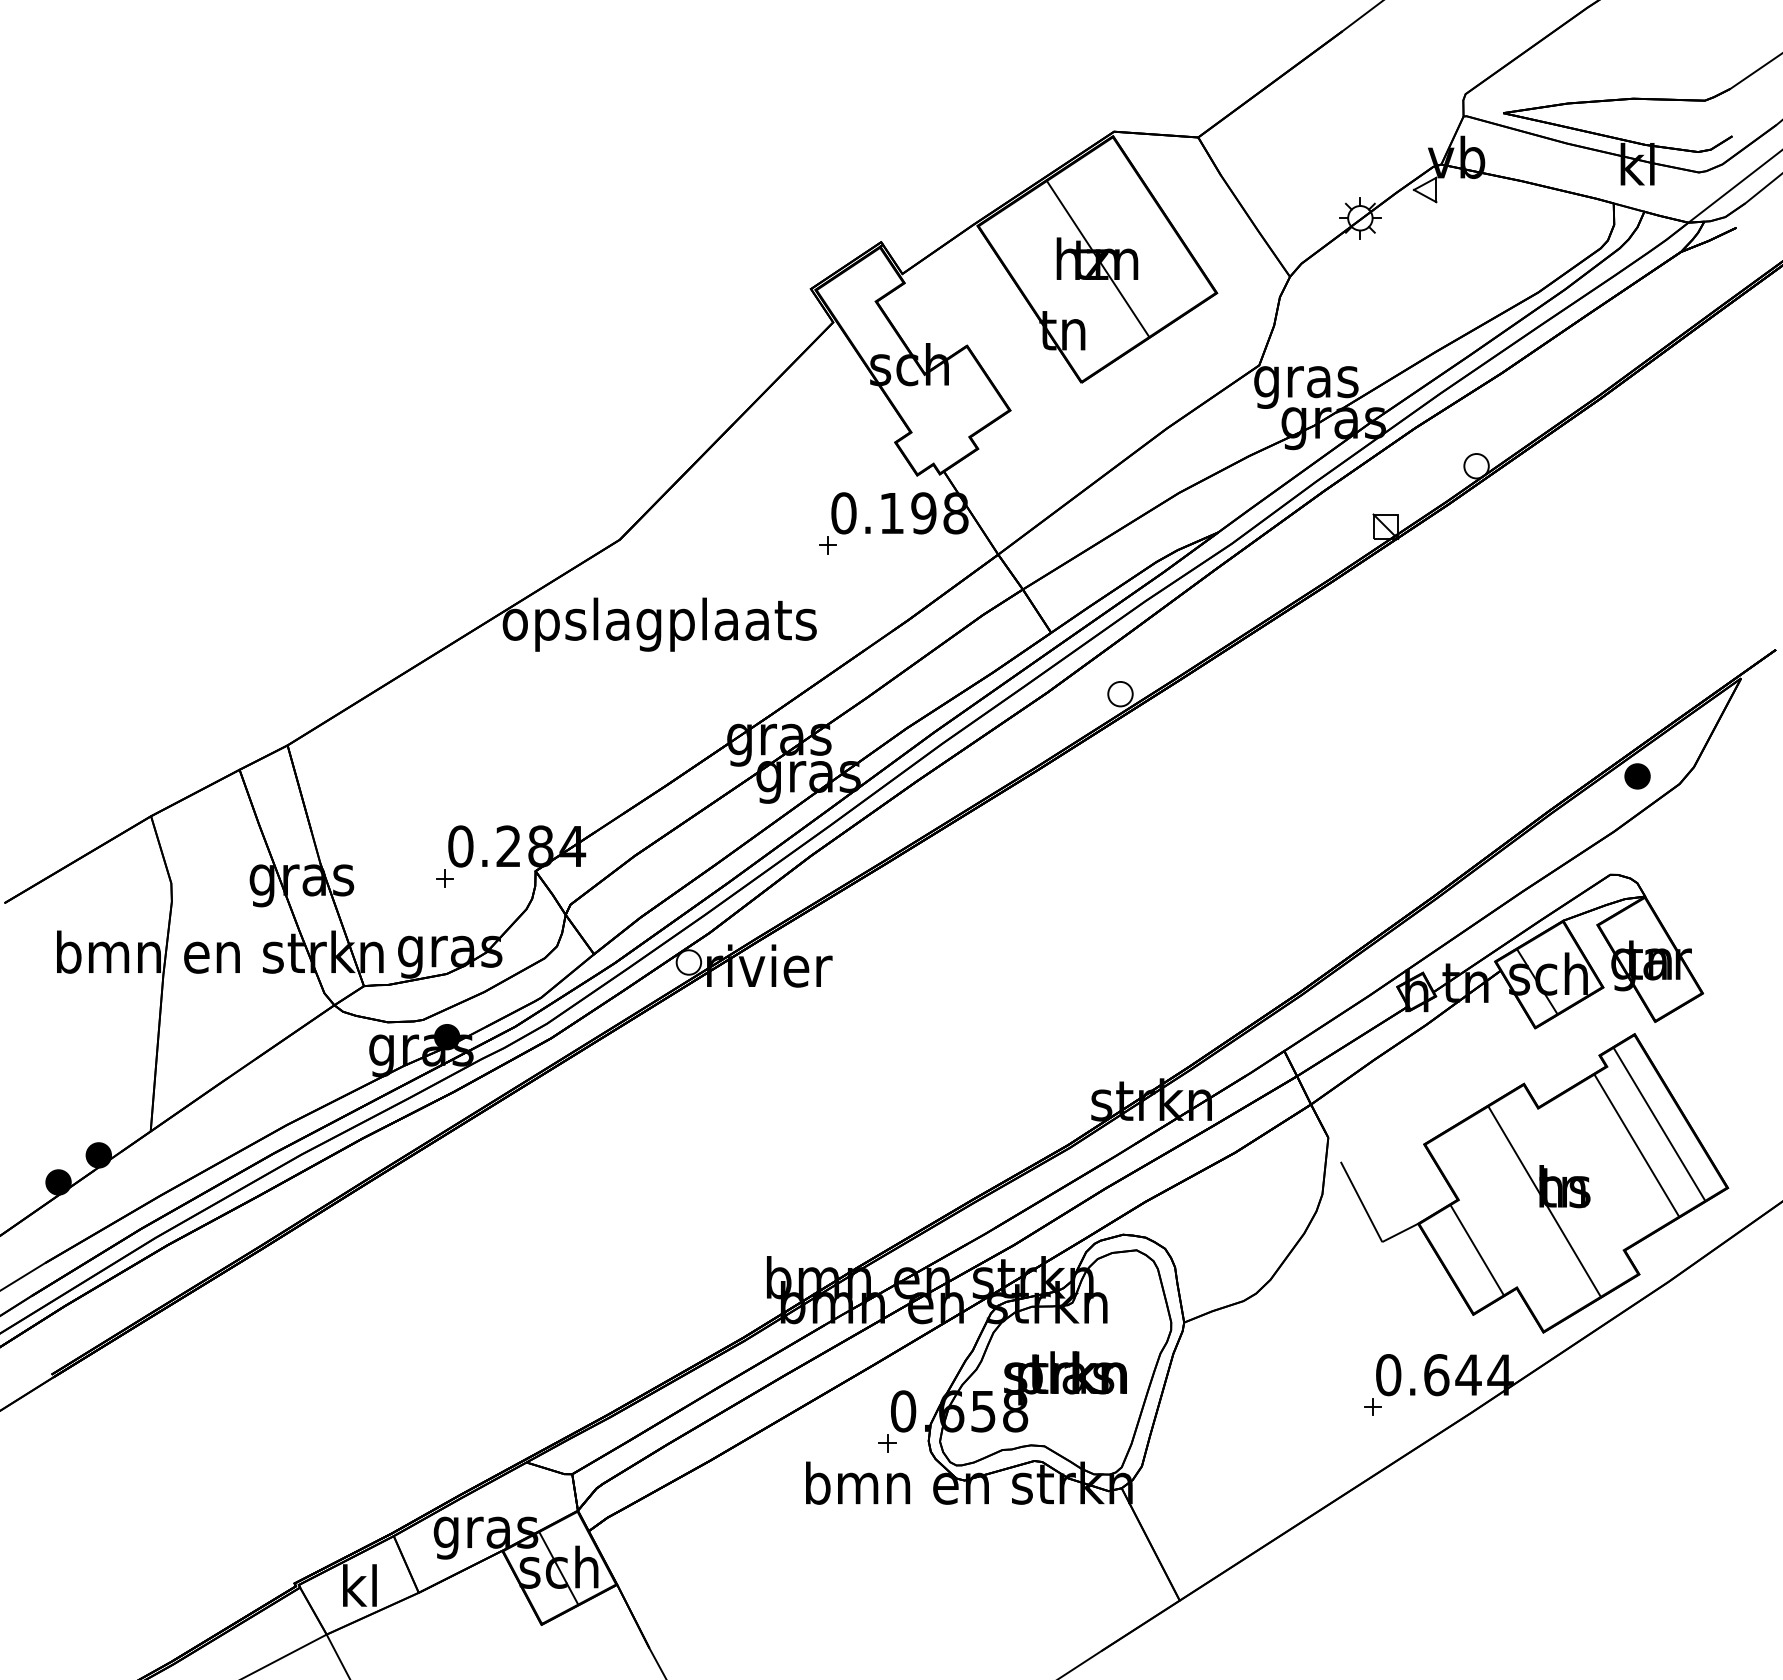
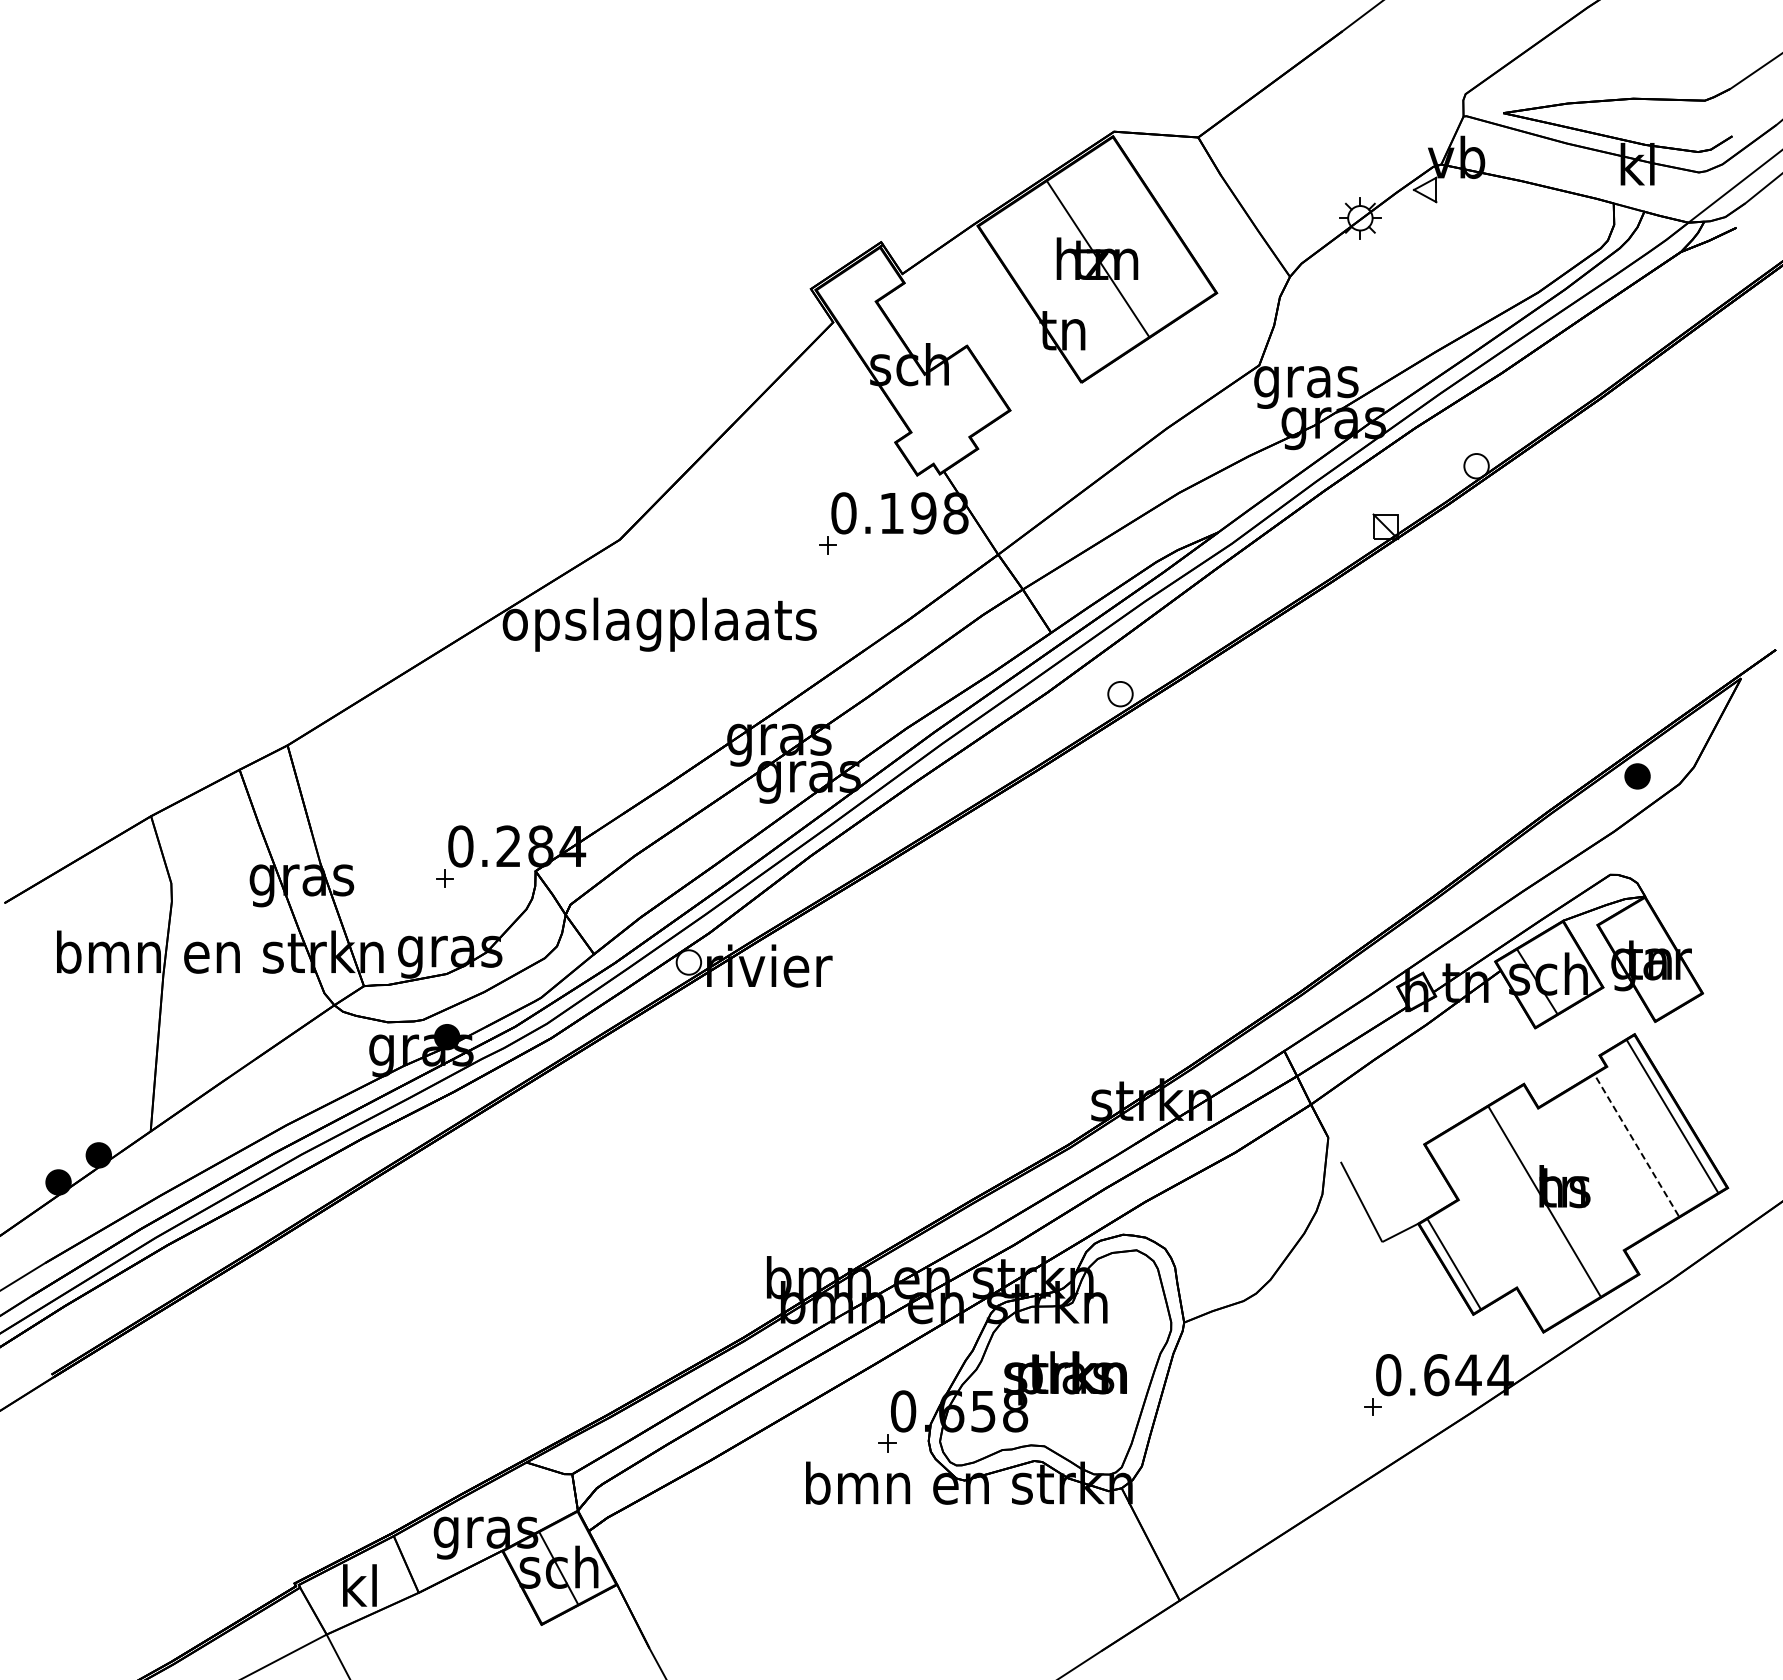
line position: (1659, 1124) -> (1672, 1116) (1672, 1116)
line: solid -> dashed (1636, 1145)
line position: (1476, 1249) -> (1453, 1263) (1453, 1263)
